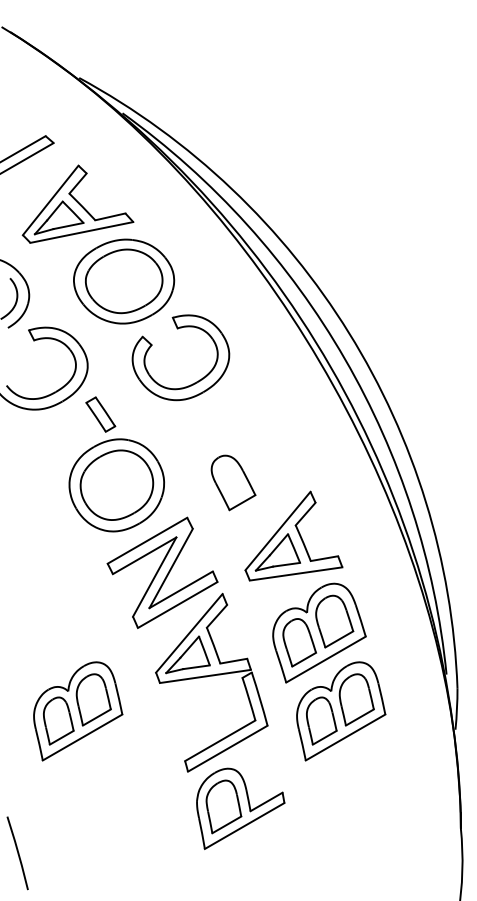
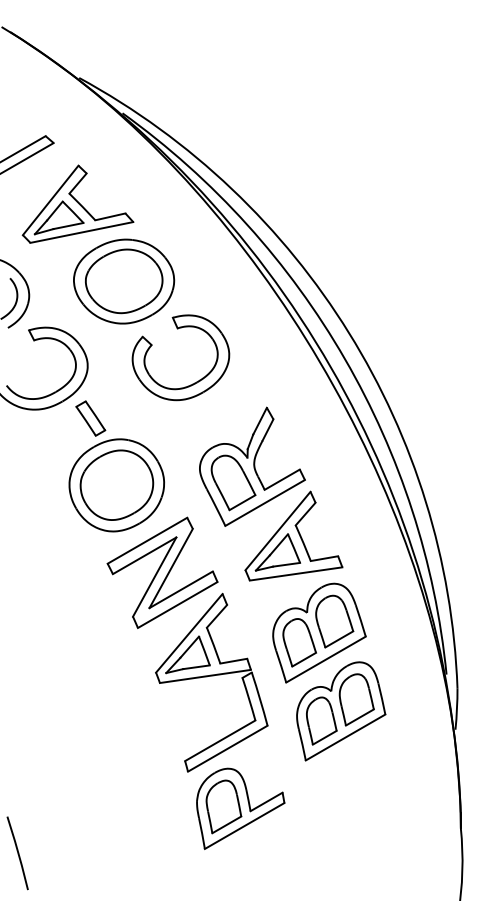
part position: (100, 414) -> (90, 418) (90, 418)
part: none -> present (252, 466)
part: present -> none (78, 711)
